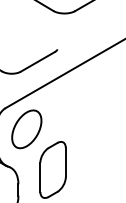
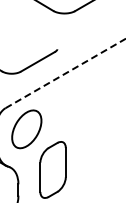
line: solid -> dashed (65, 73)
